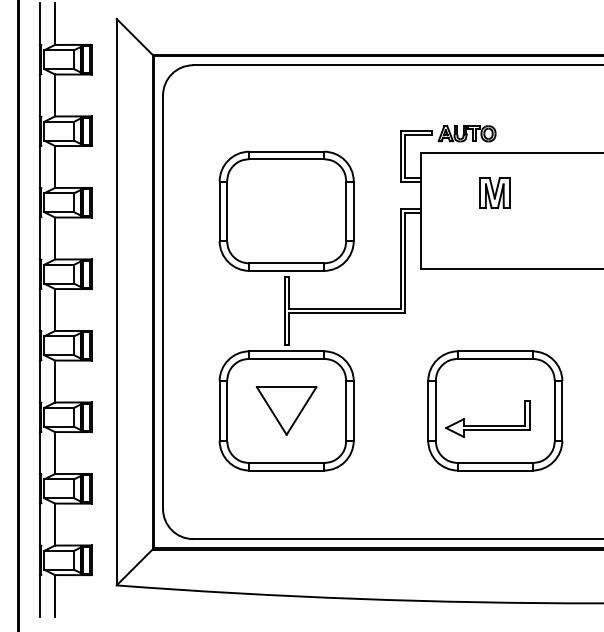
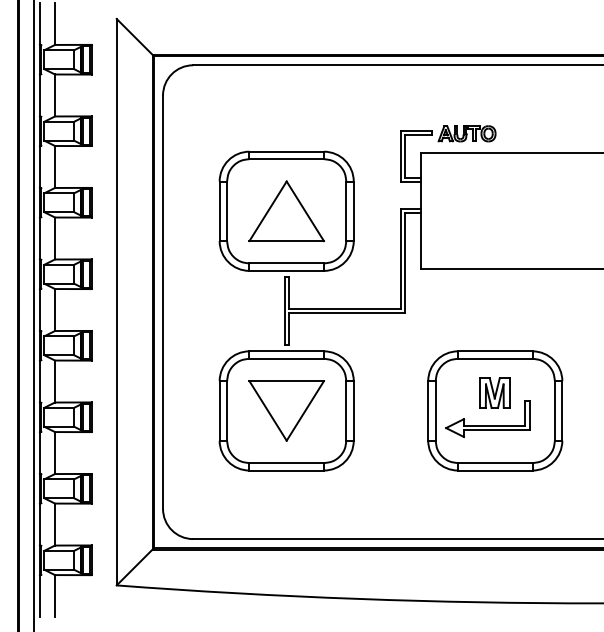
part position: (494, 192) -> (494, 392) (494, 392)
part: none -> present (286, 211)
line: none -> present (33, 315)
part size: 63x50 px -> 77x62 px (286, 410)
